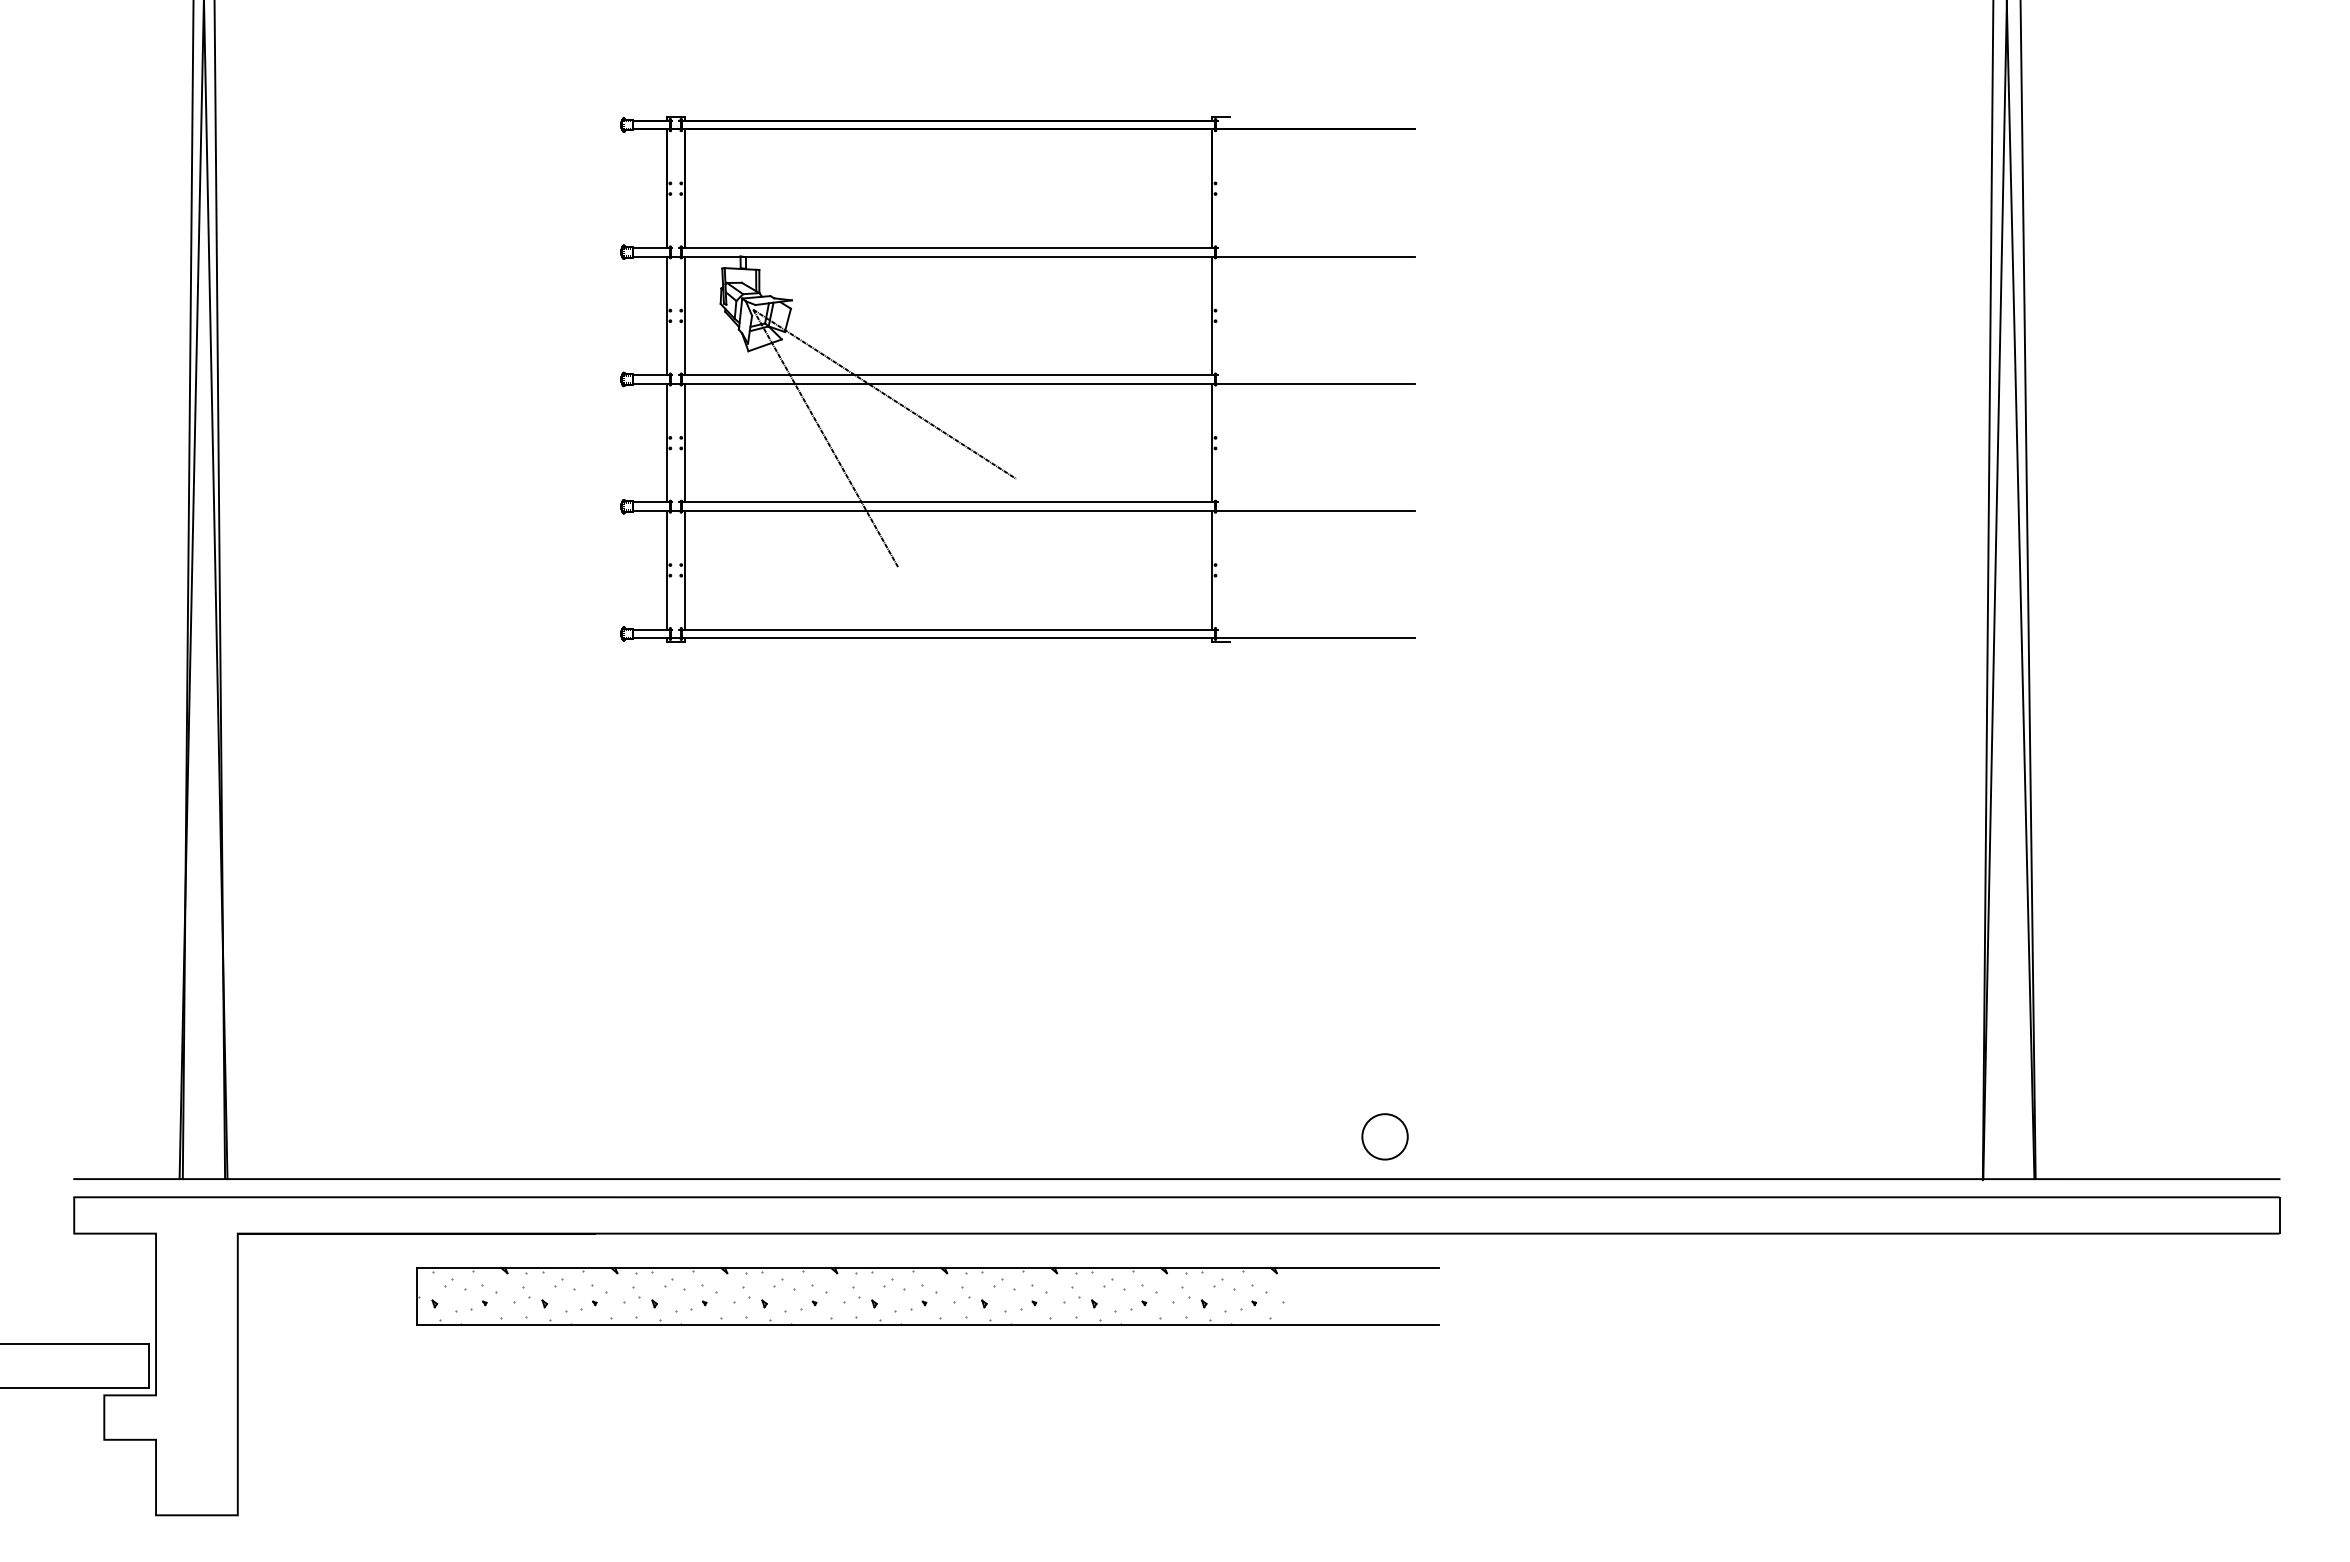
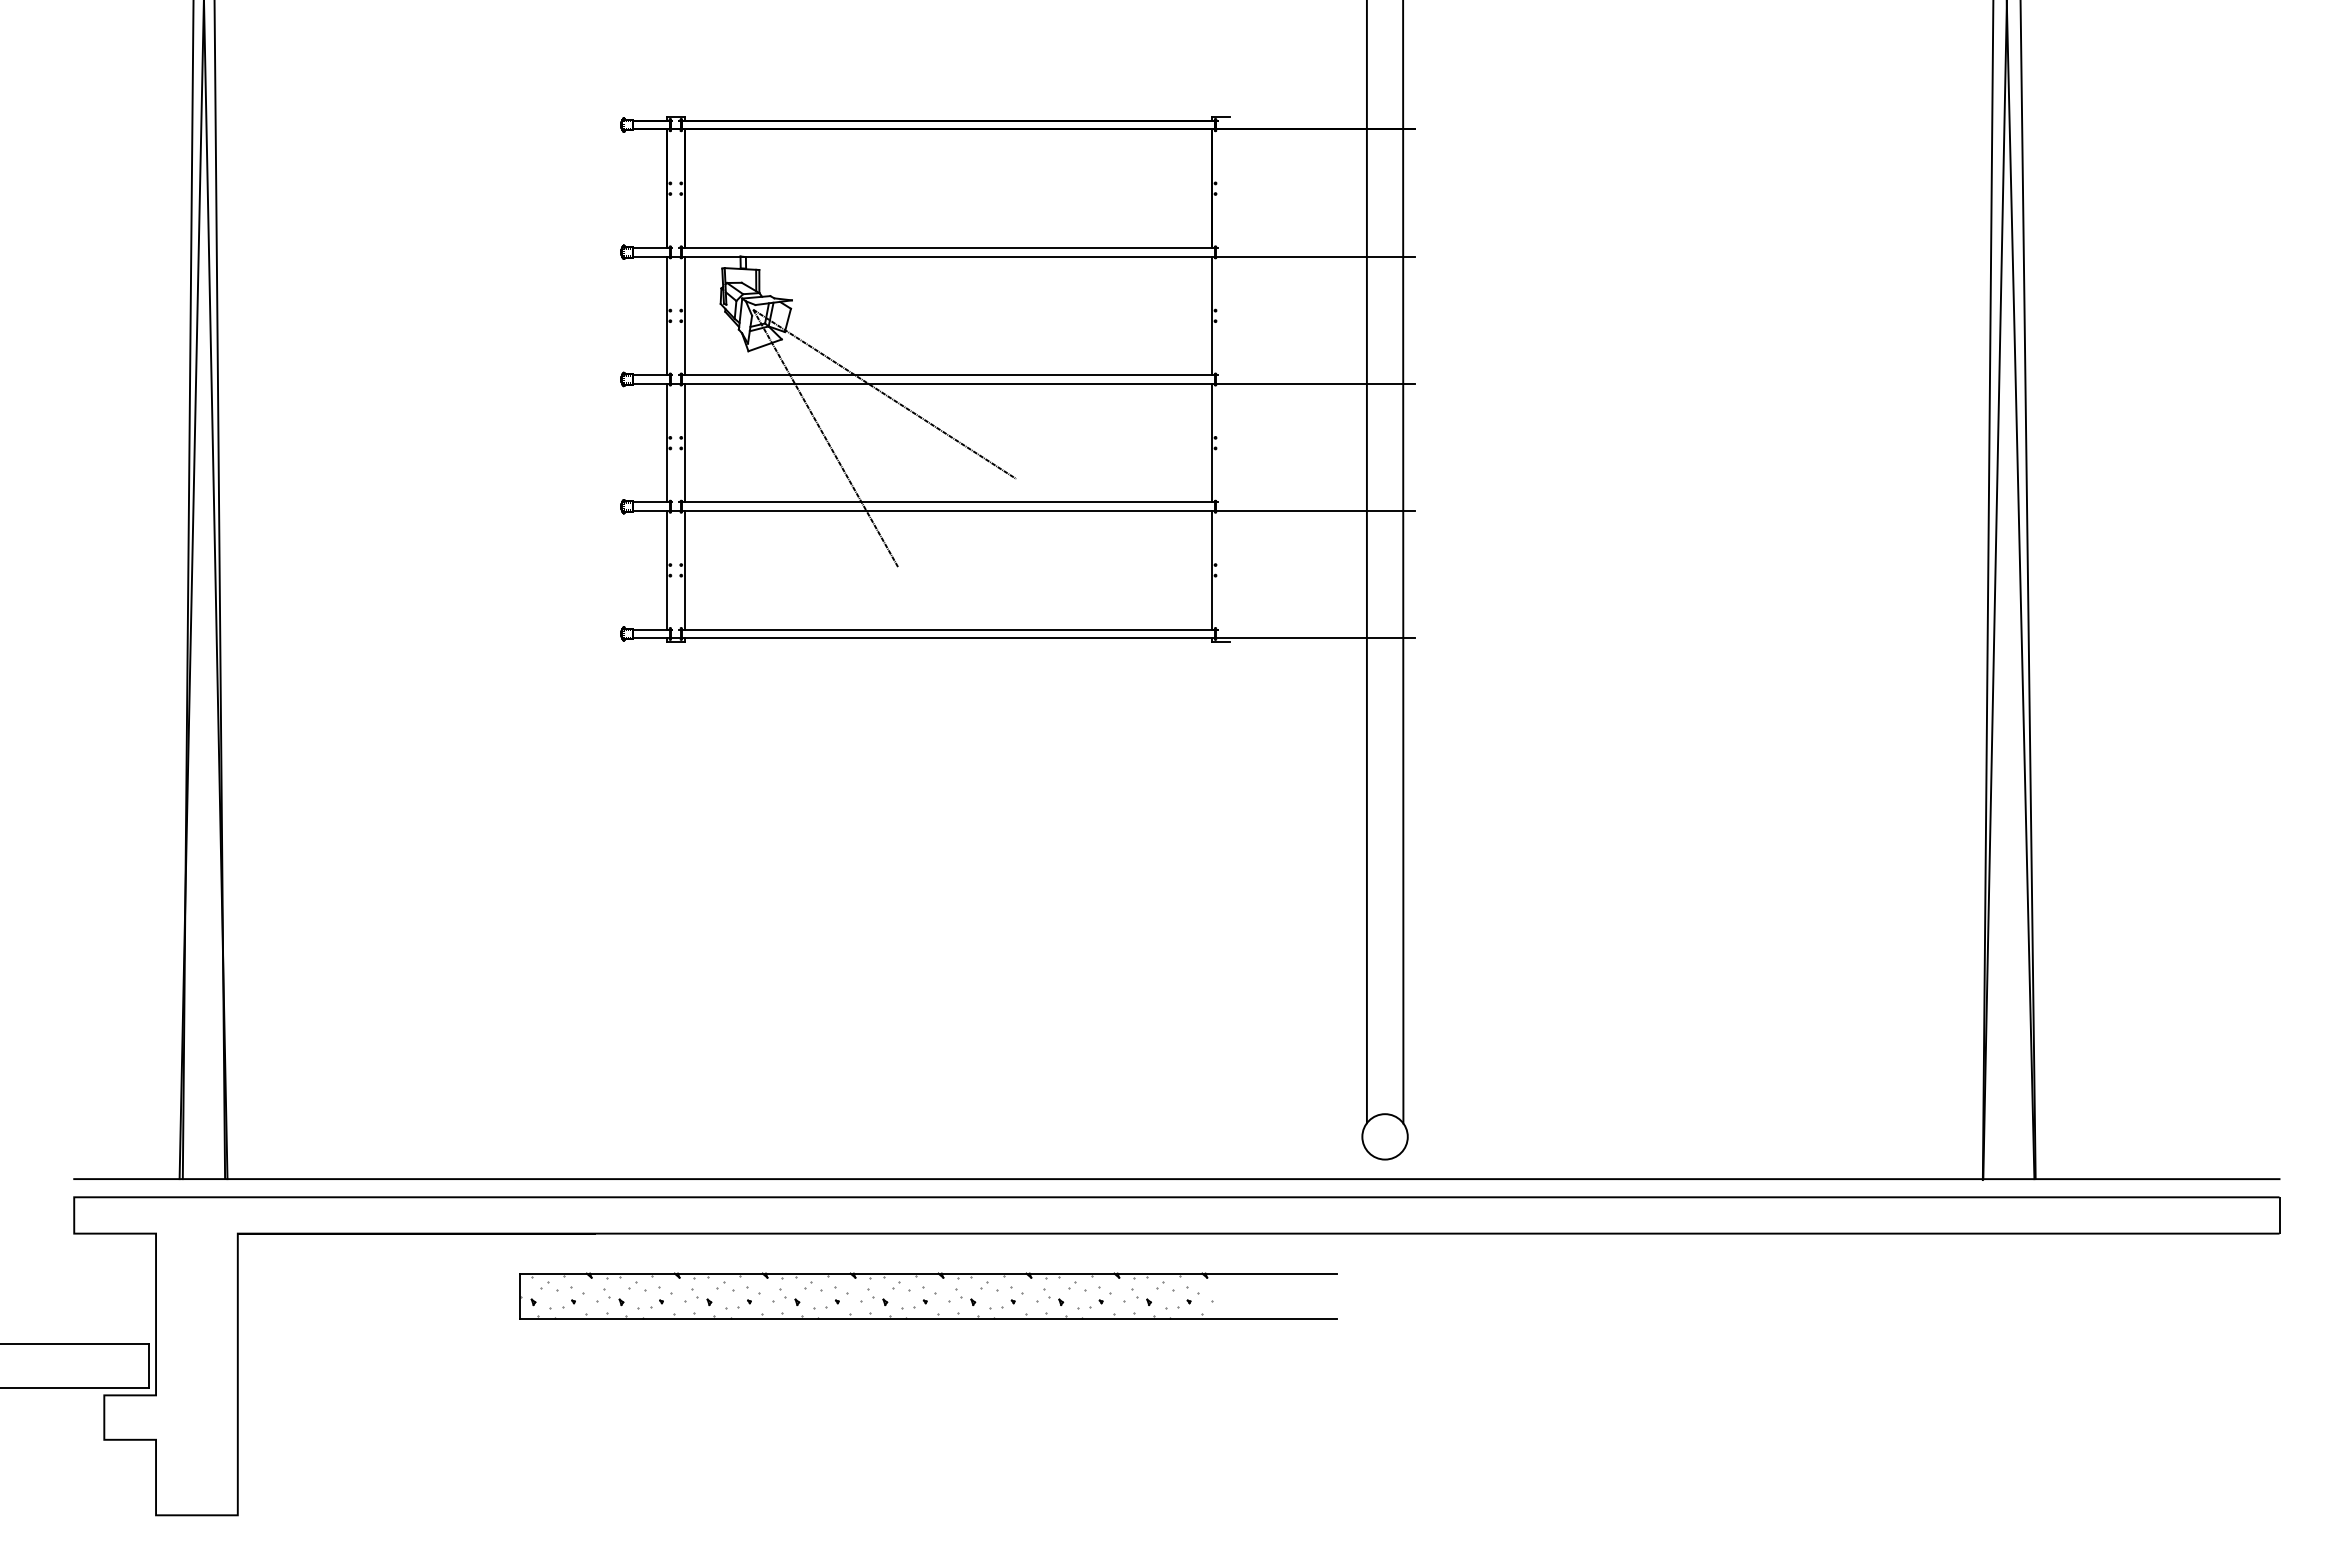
line: none -> present (1366, 562)
line: none -> present (1403, 562)
part size: 1024x60 px -> 819x48 px (928, 1295)
